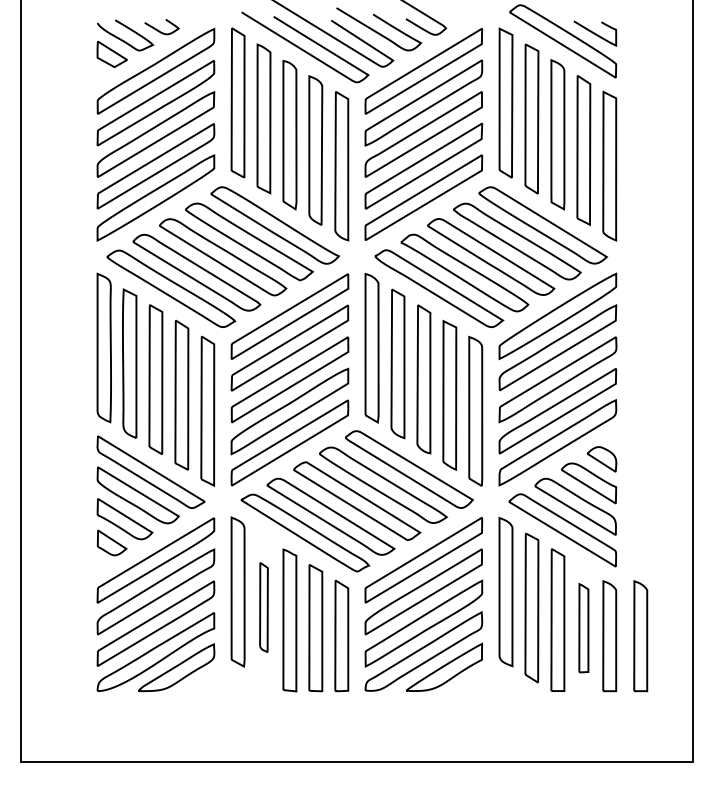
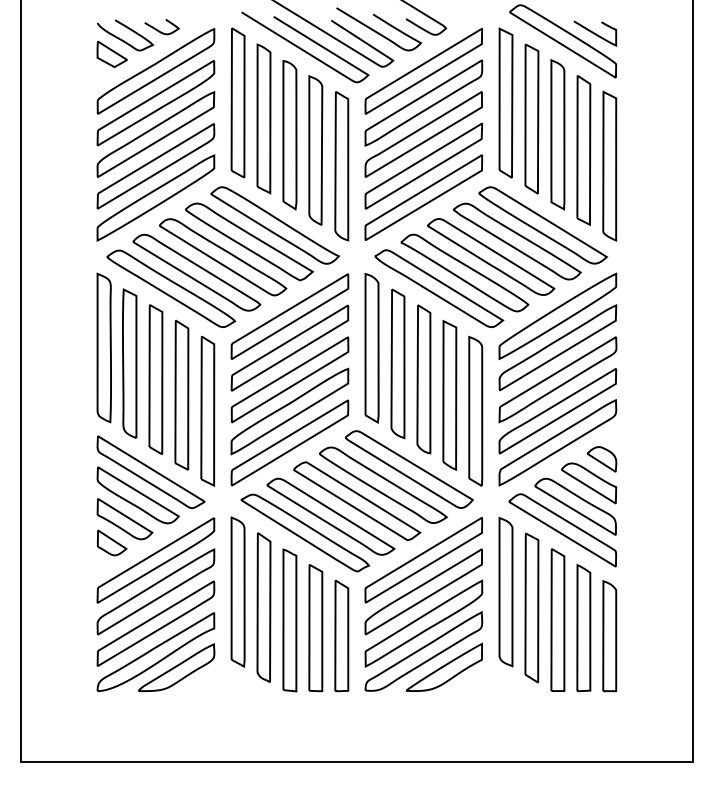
part size: 10x91 px -> 16x151 px (263, 607)
part size: 12x91 px -> 16x129 px (583, 628)
part: present -> none (640, 636)
